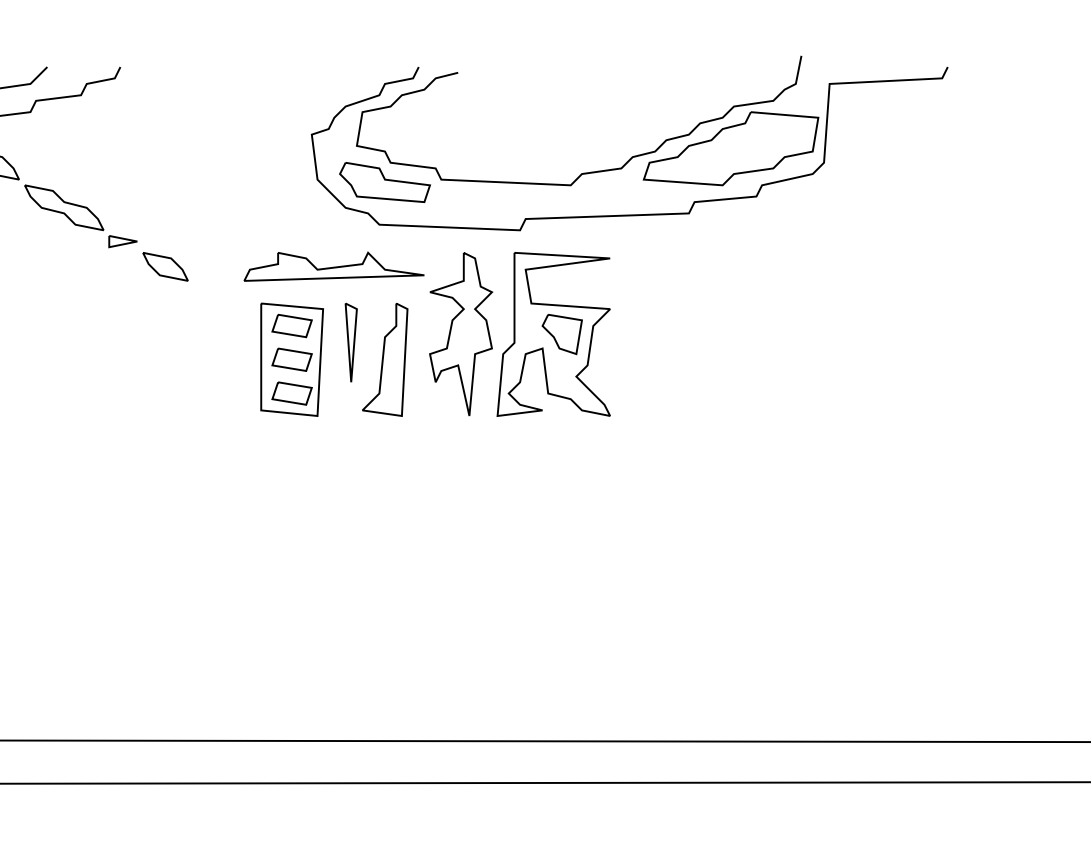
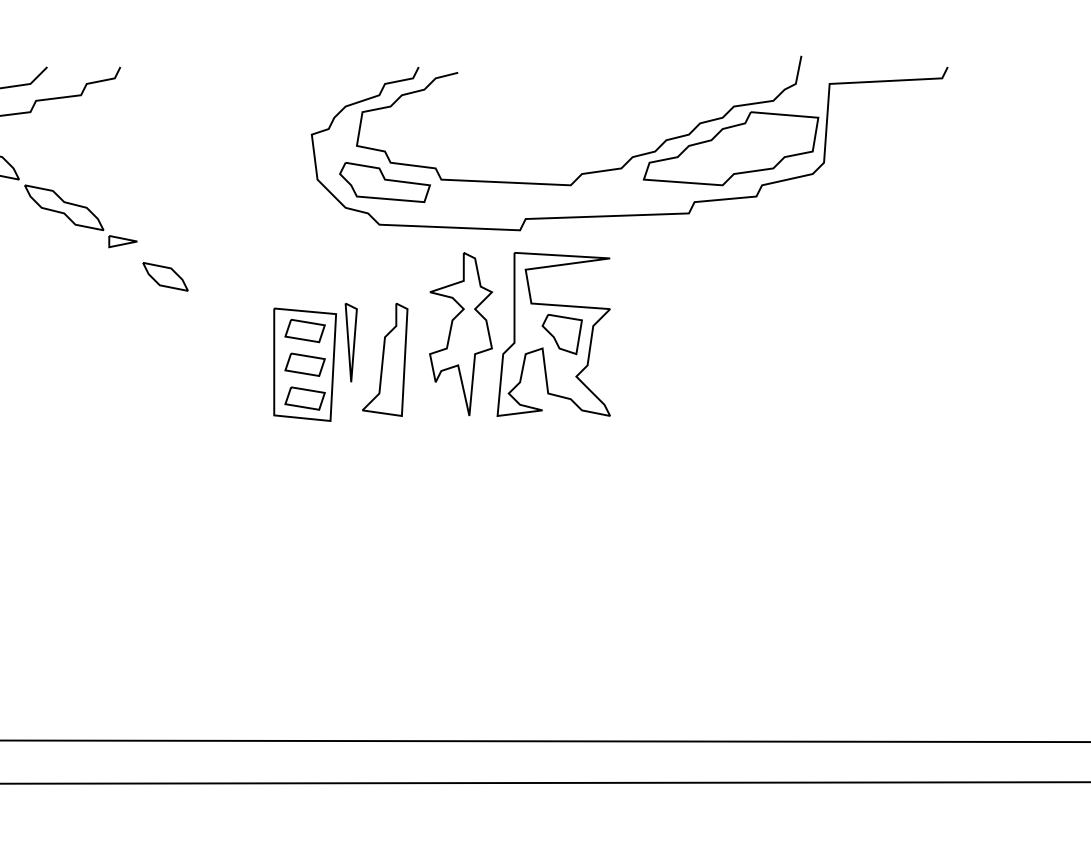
part position: (165, 266) -> (165, 276) (165, 276)
part: present -> none (333, 266)
part position: (291, 359) -> (304, 364) (304, 364)
